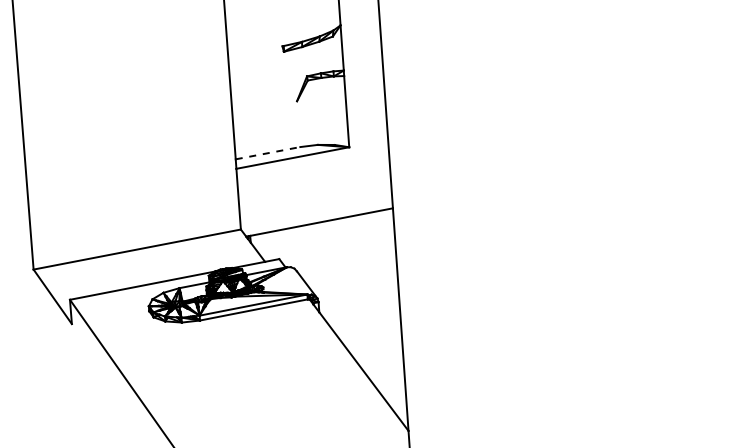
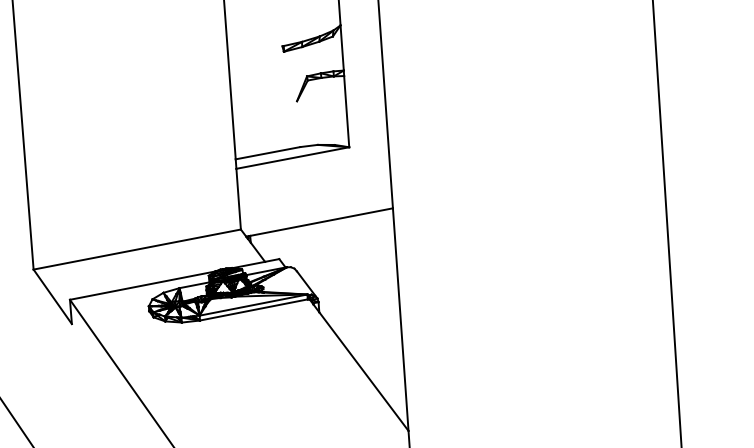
line: dashed -> solid (268, 153)
line: none -> present (667, 223)
line: none -> present (16, 422)
